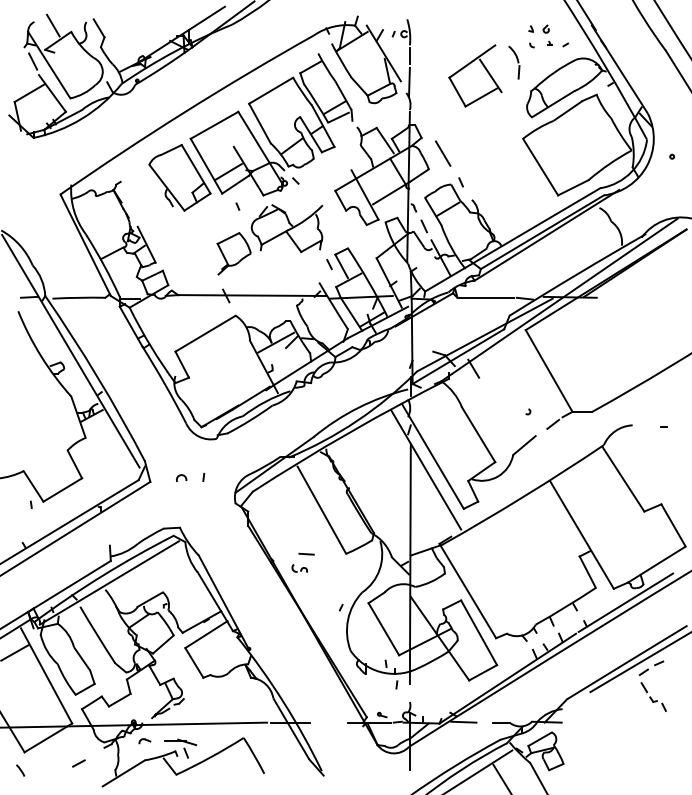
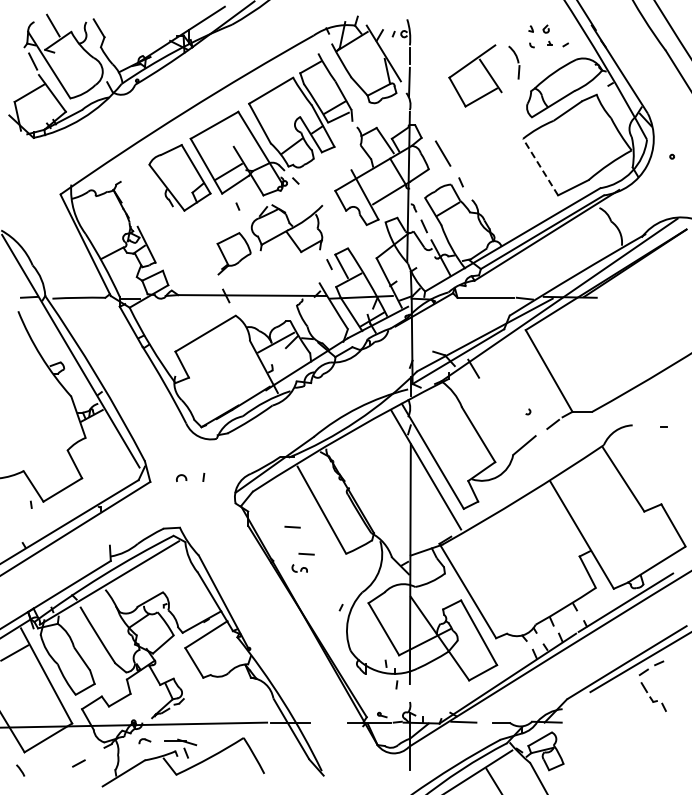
line: solid -> dashed (540, 166)
line: none -> present (292, 526)
line position: (501, 777) -> (493, 779) (493, 779)
